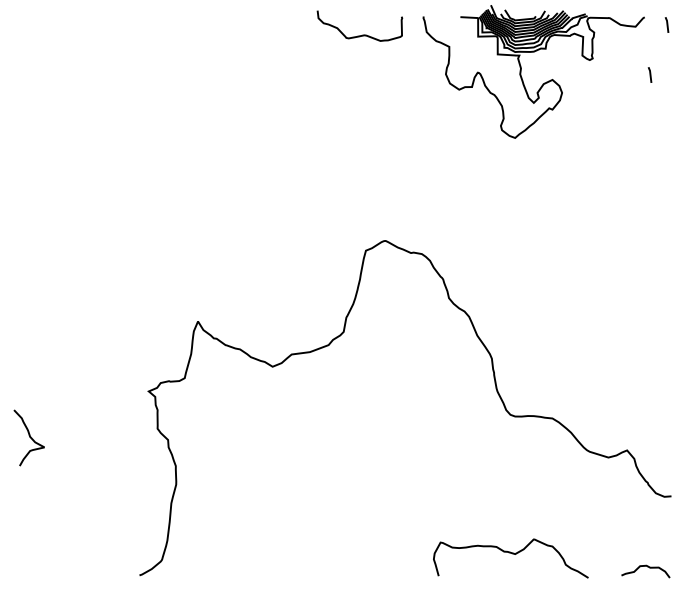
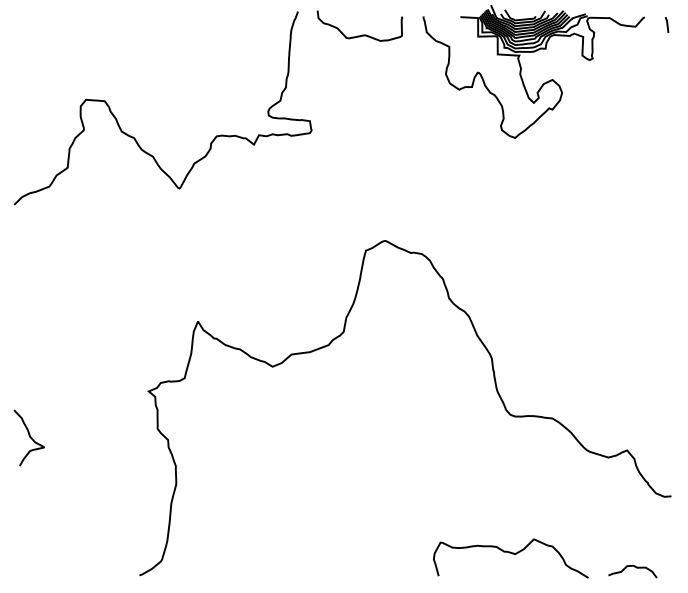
line: present -> none (649, 74)
curve: none -> present (134, 137)
curve position: (647, 567) -> (634, 567) (634, 567)
